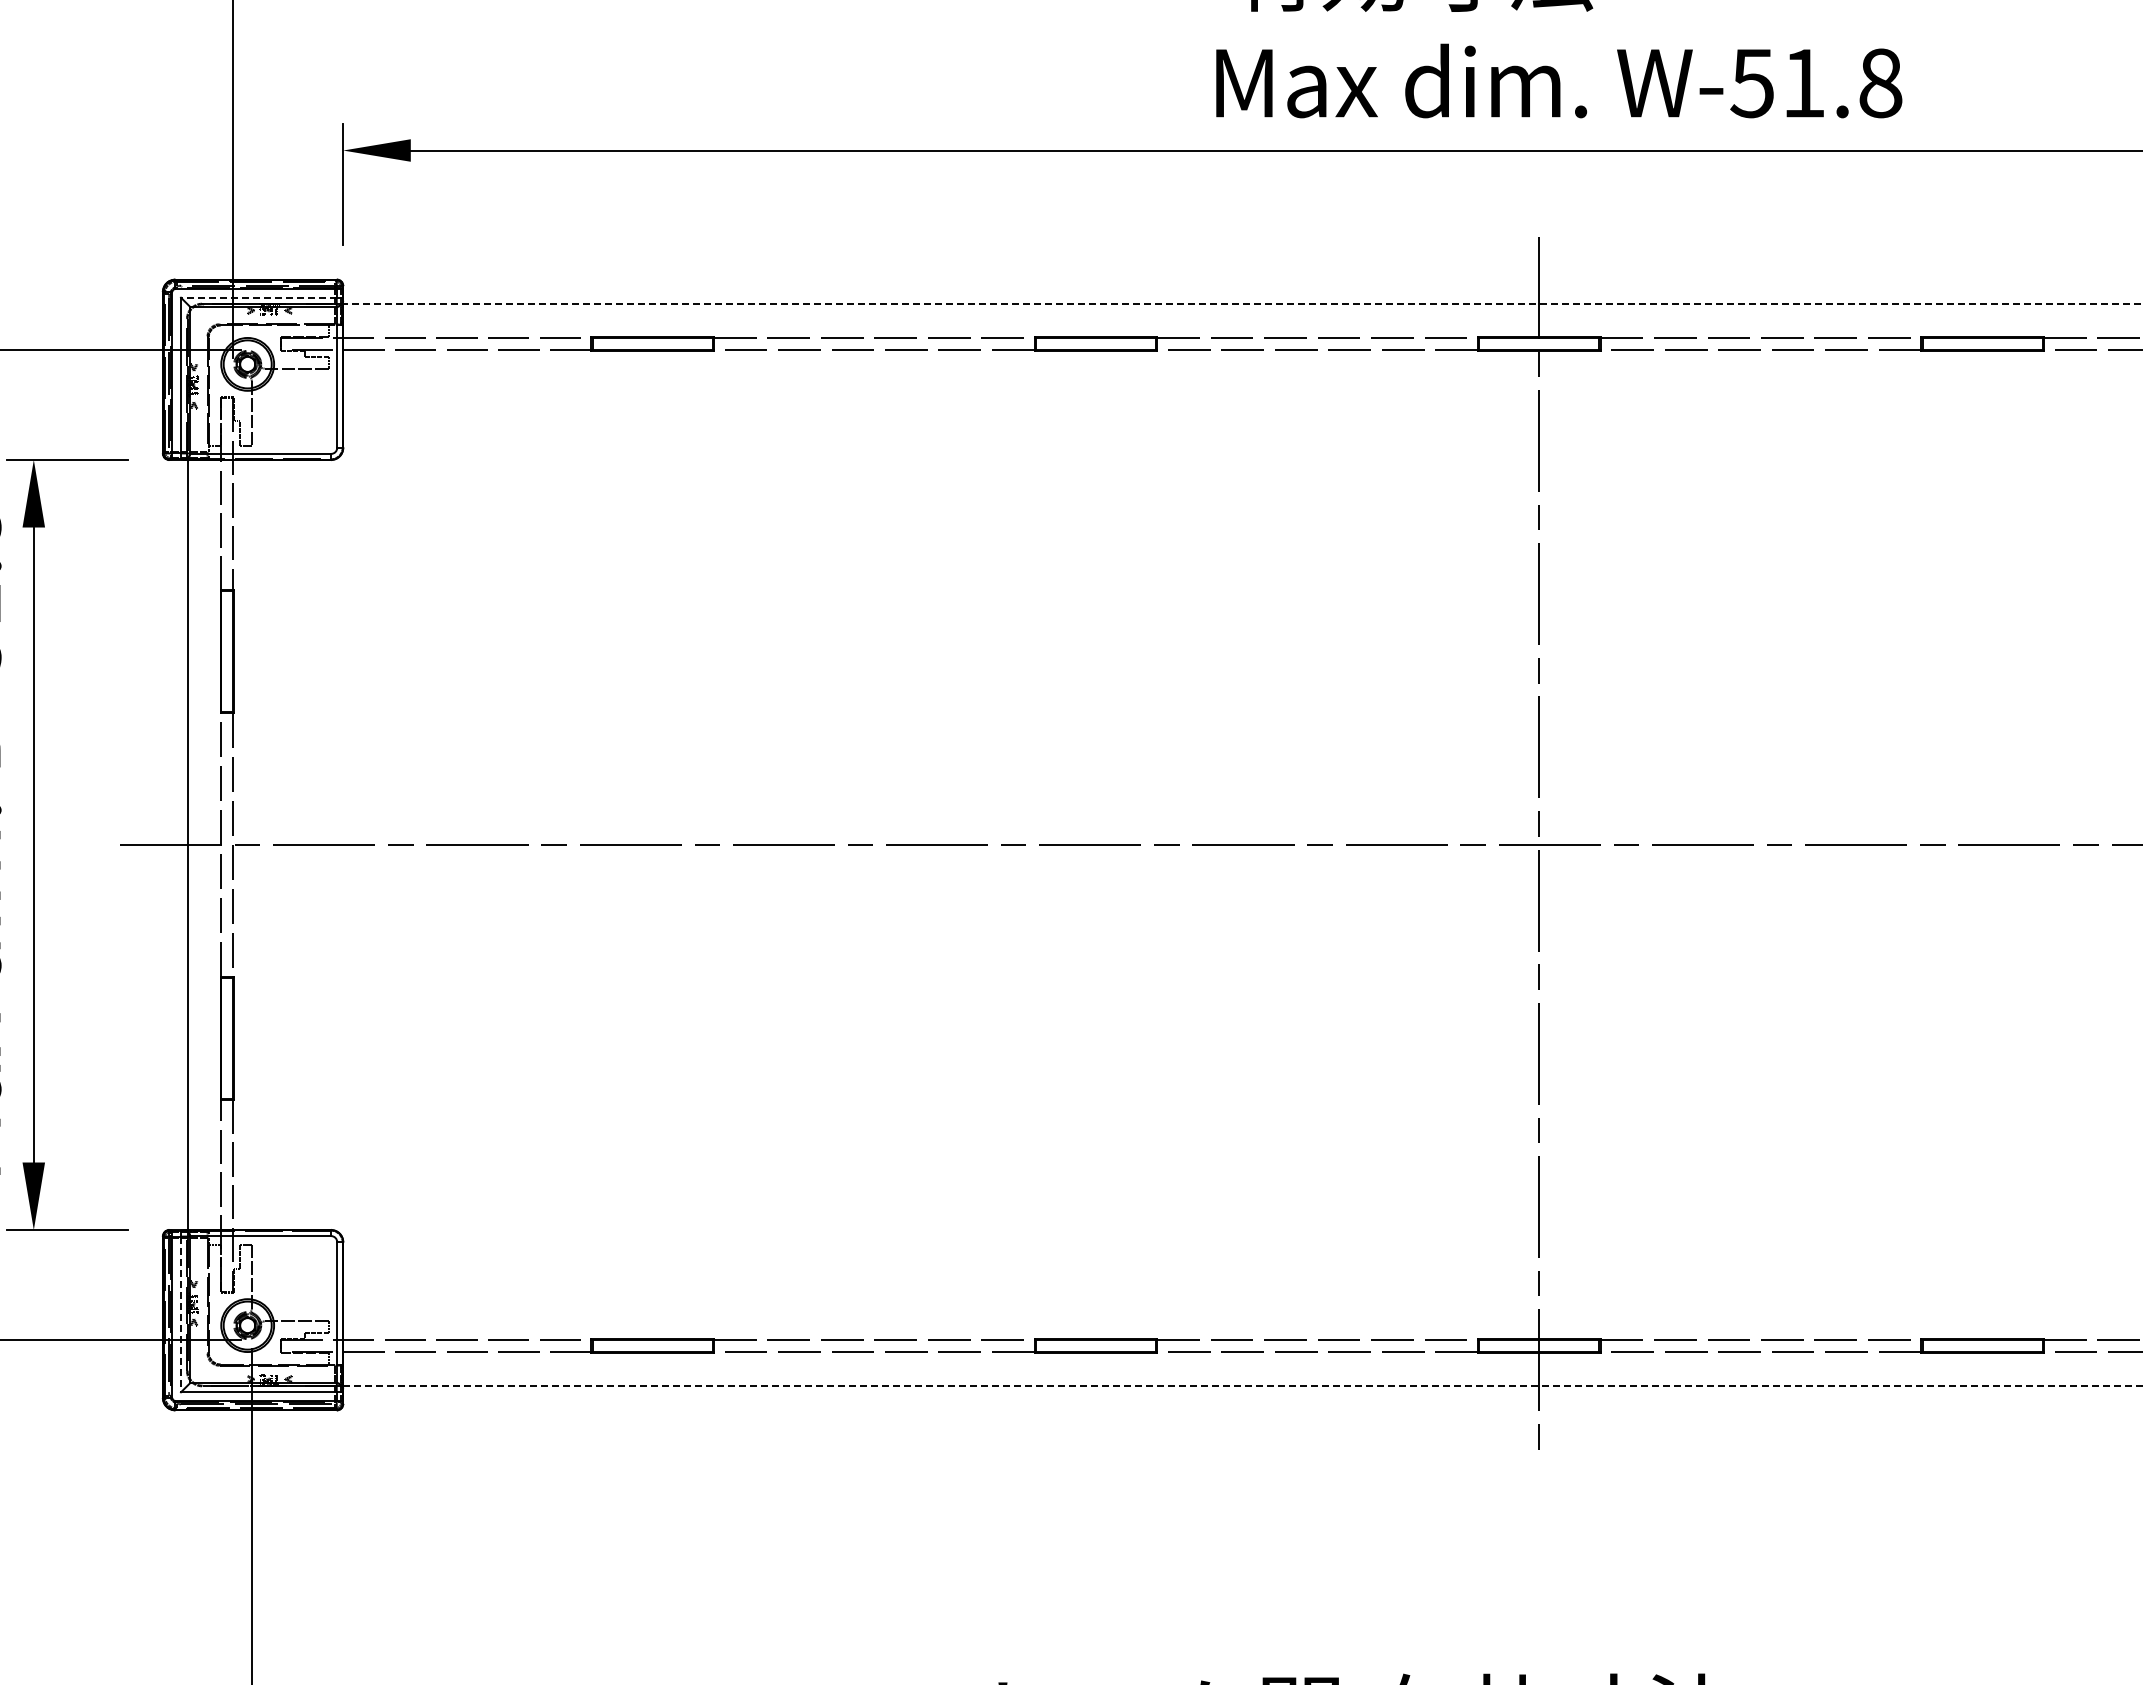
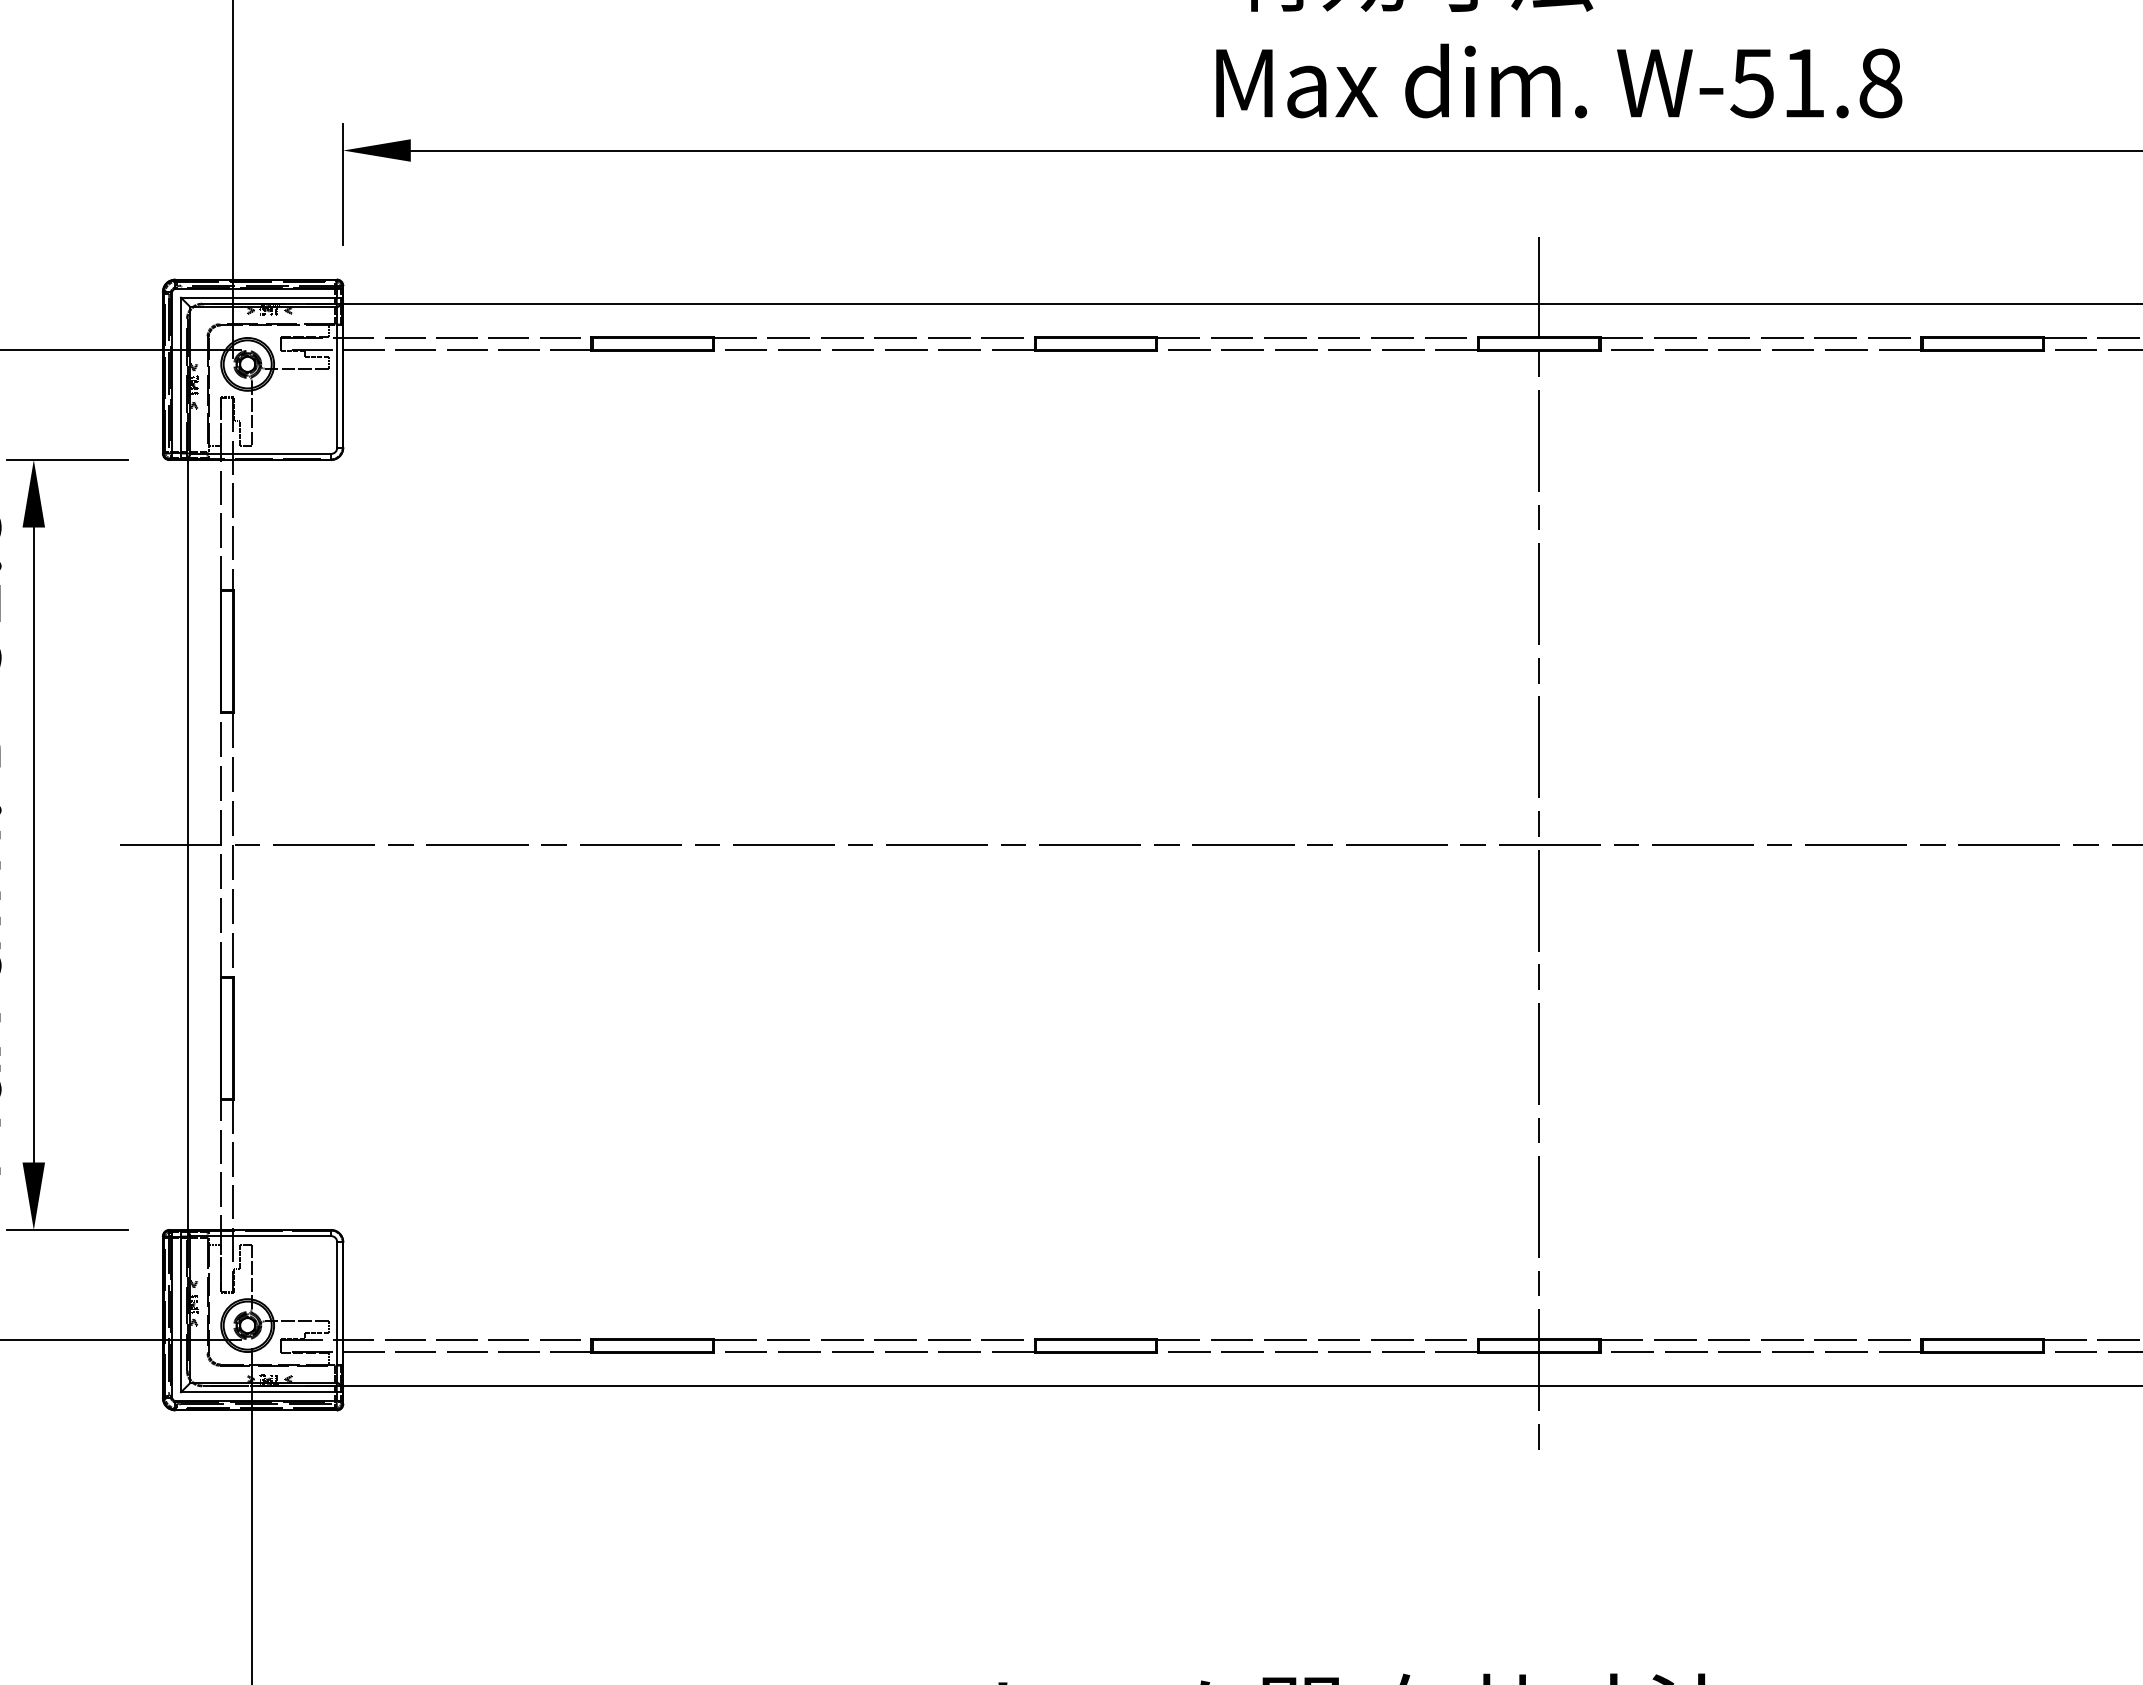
line: dashed -> solid (258, 297)
line: dashed -> solid (1242, 304)
line: dashed -> solid (181, 1314)
line: dashed -> solid (1242, 1385)
